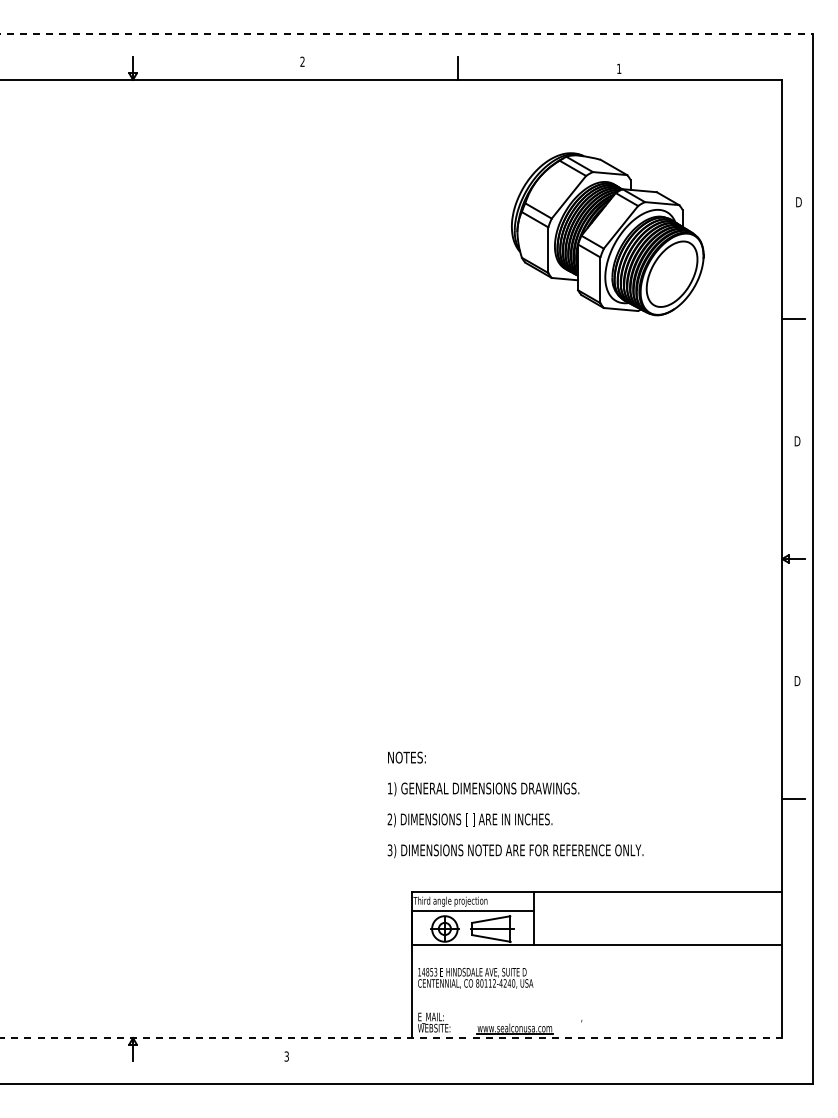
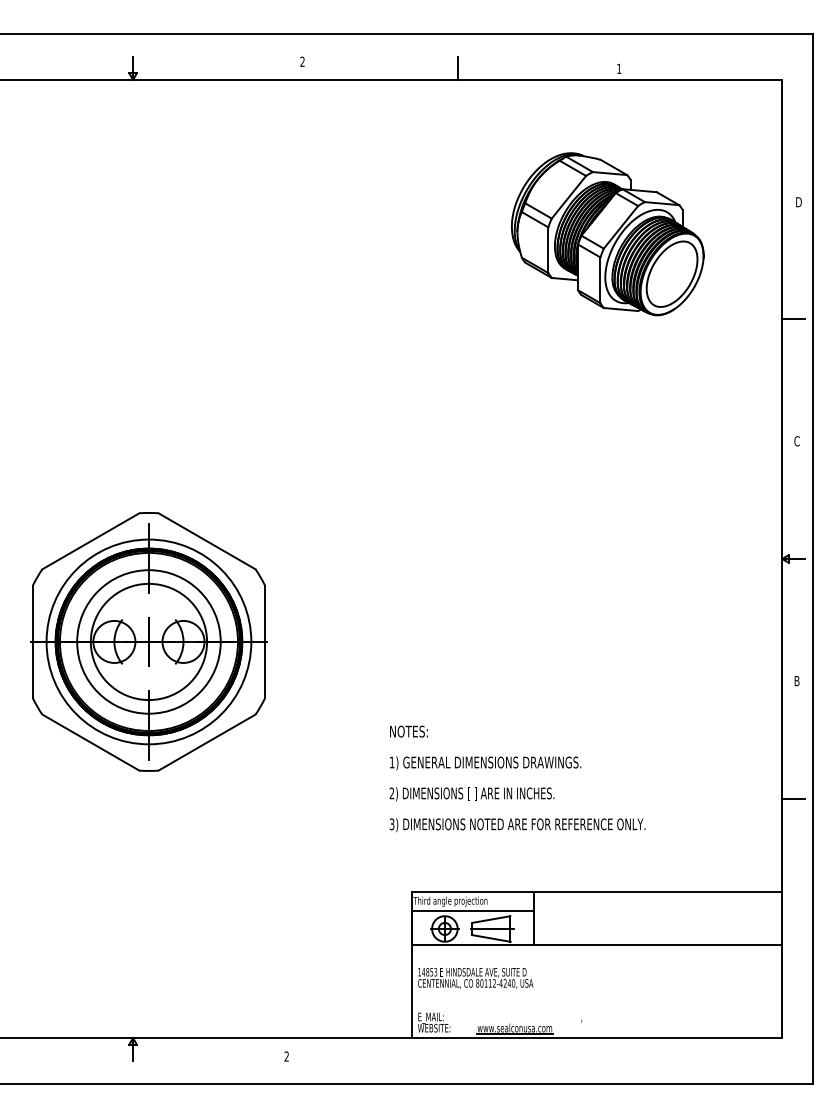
line: dashed -> solid (407, 33)
text: D -> C (797, 441)
part: none -> present (148, 641)
text: D -> B (797, 680)
text position: (515, 804) -> (517, 778) (517, 778)
line: dashed -> solid (391, 1038)
text: 3 -> 2 (286, 1056)
